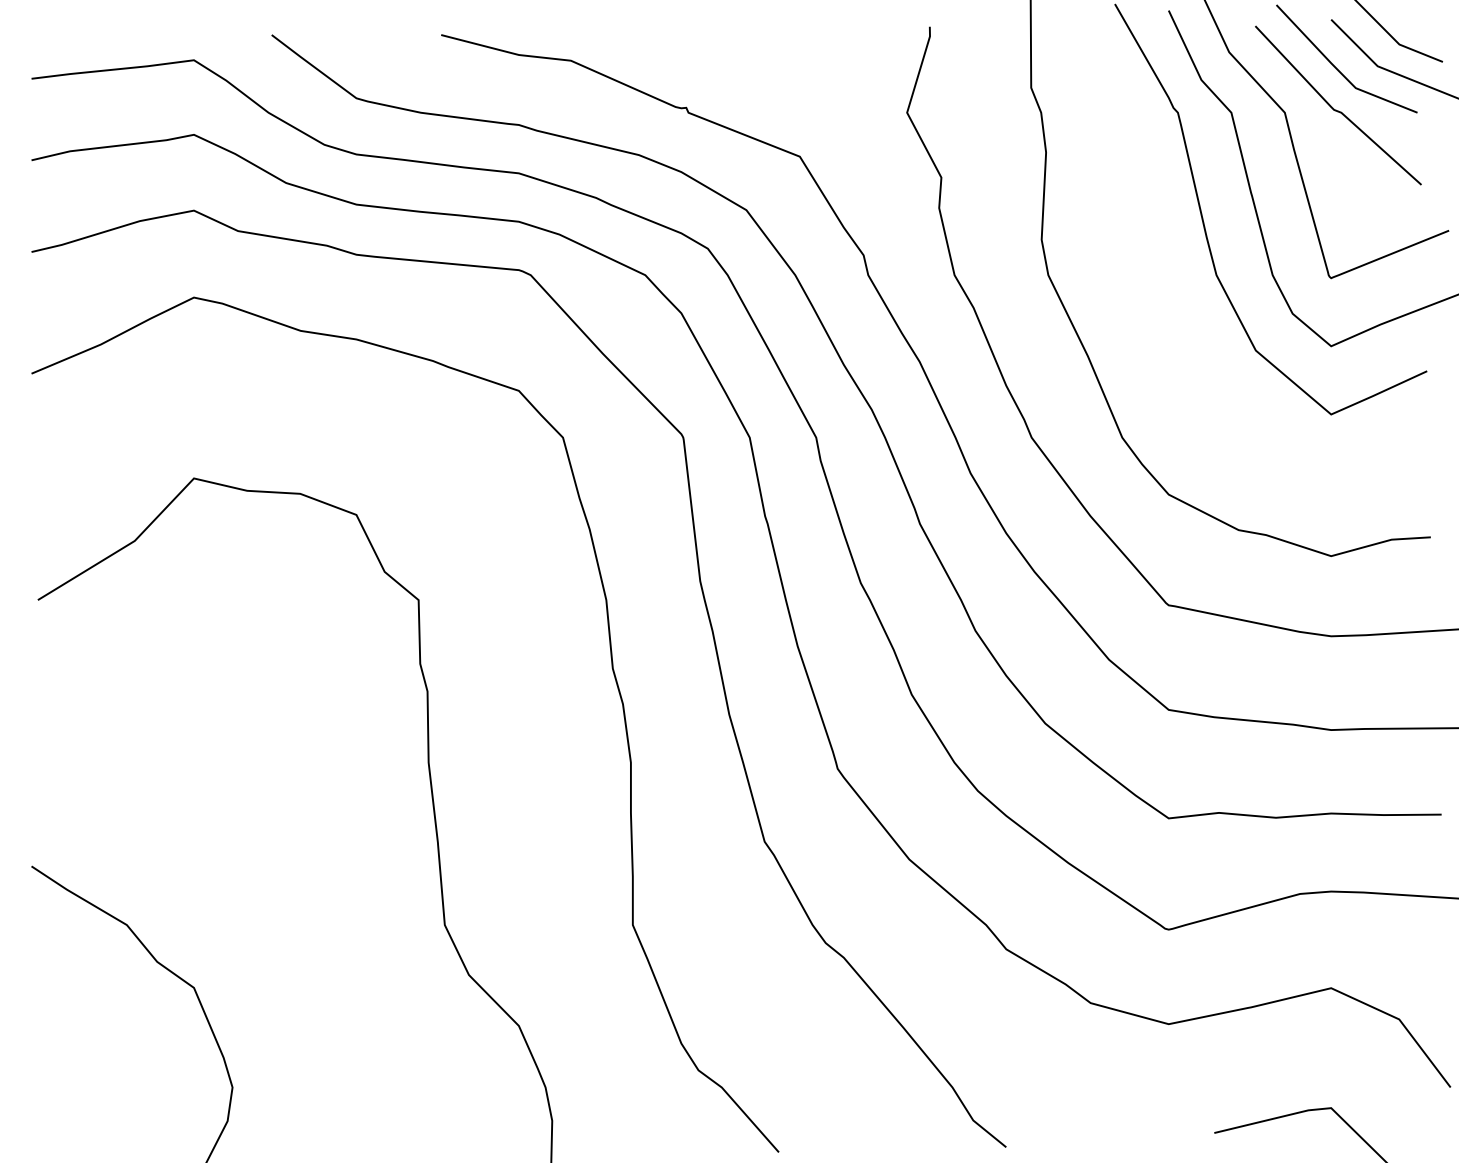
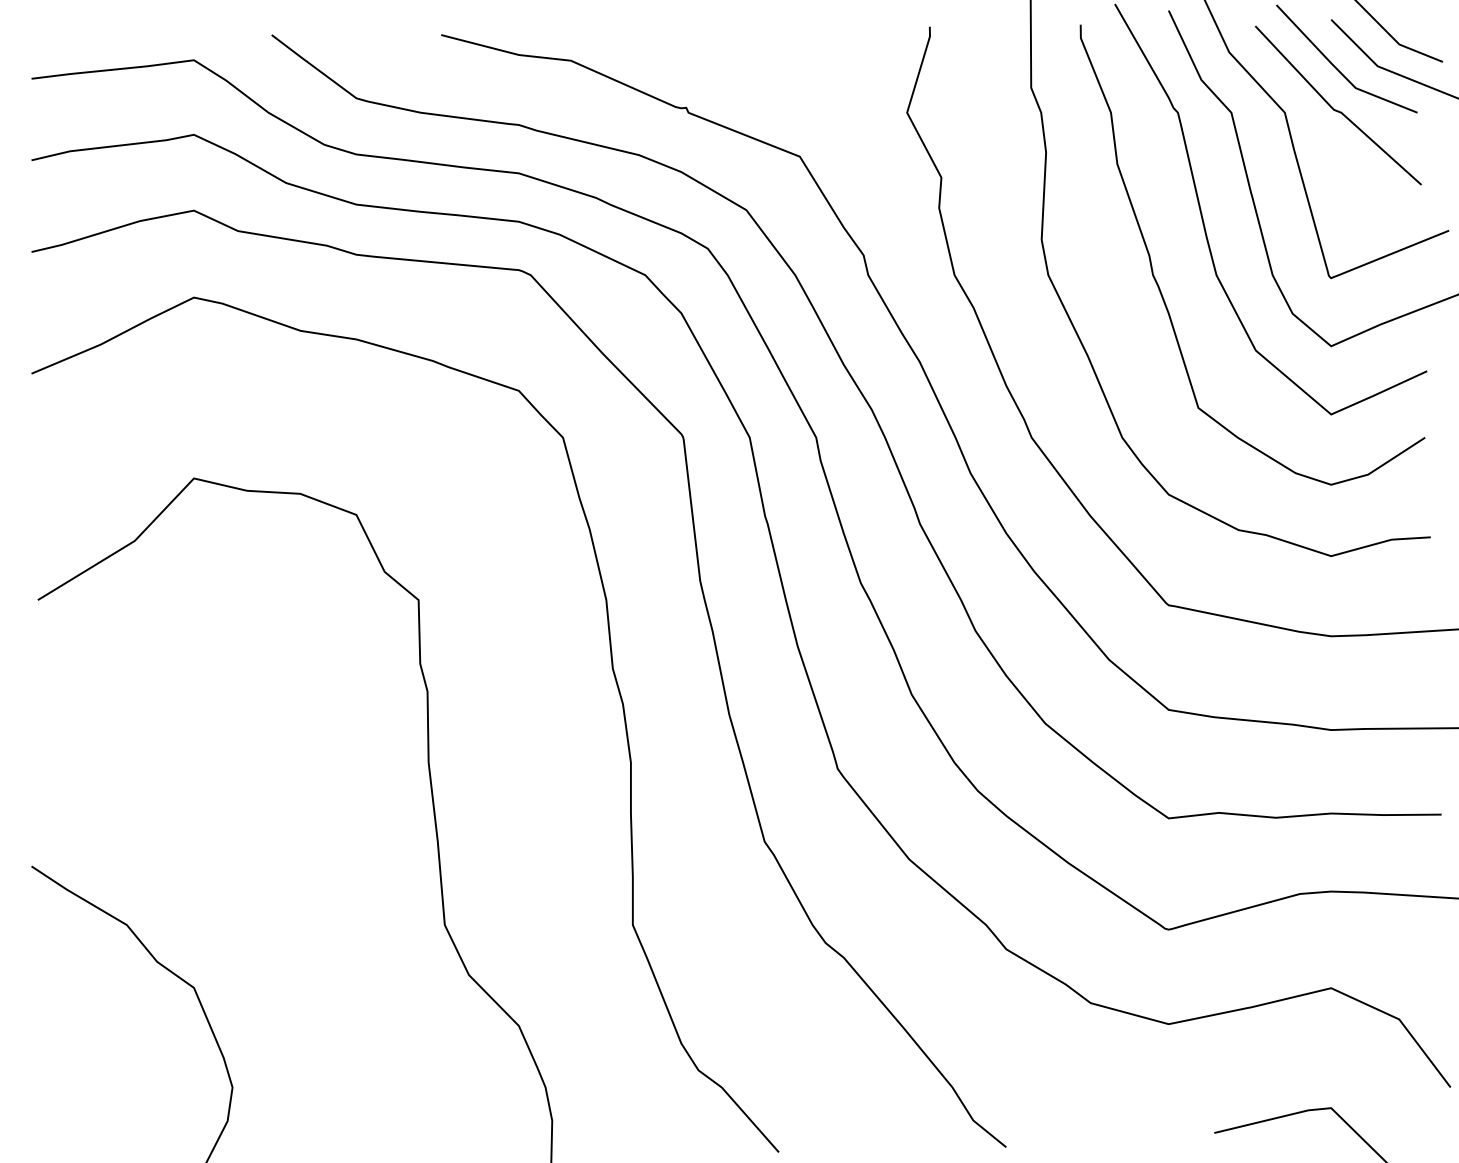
curve: none -> present (1160, 288)
